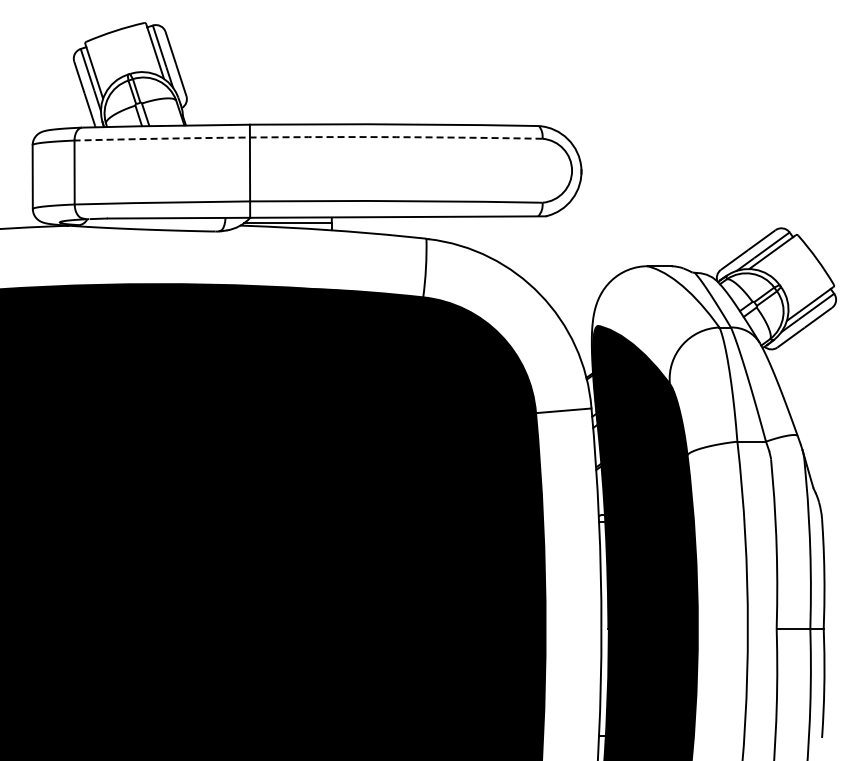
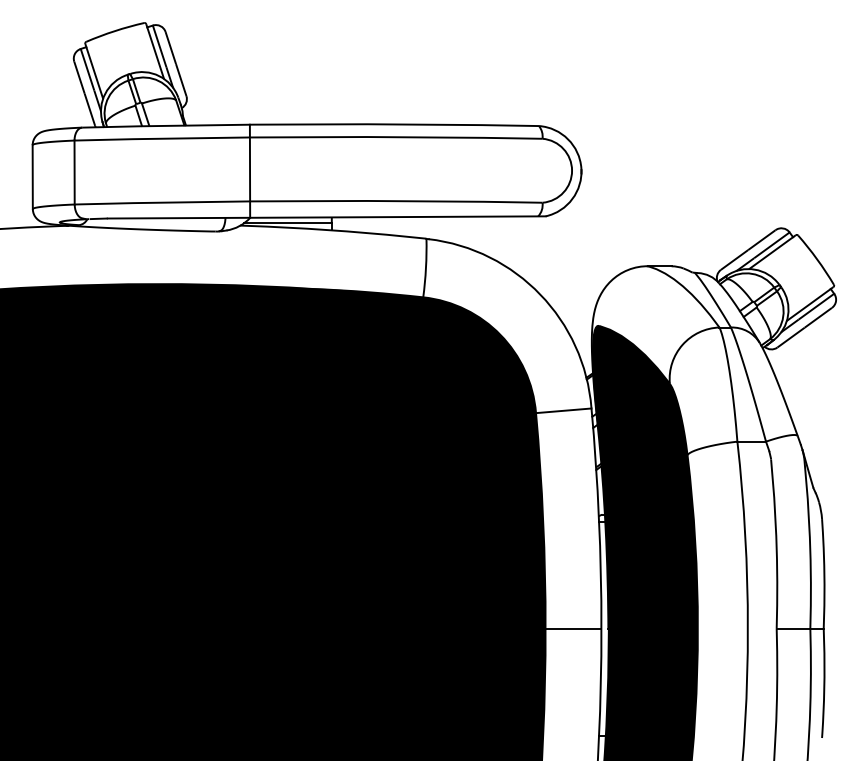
arc: dashed -> solid (308, 137)
line: none -> present (573, 628)
